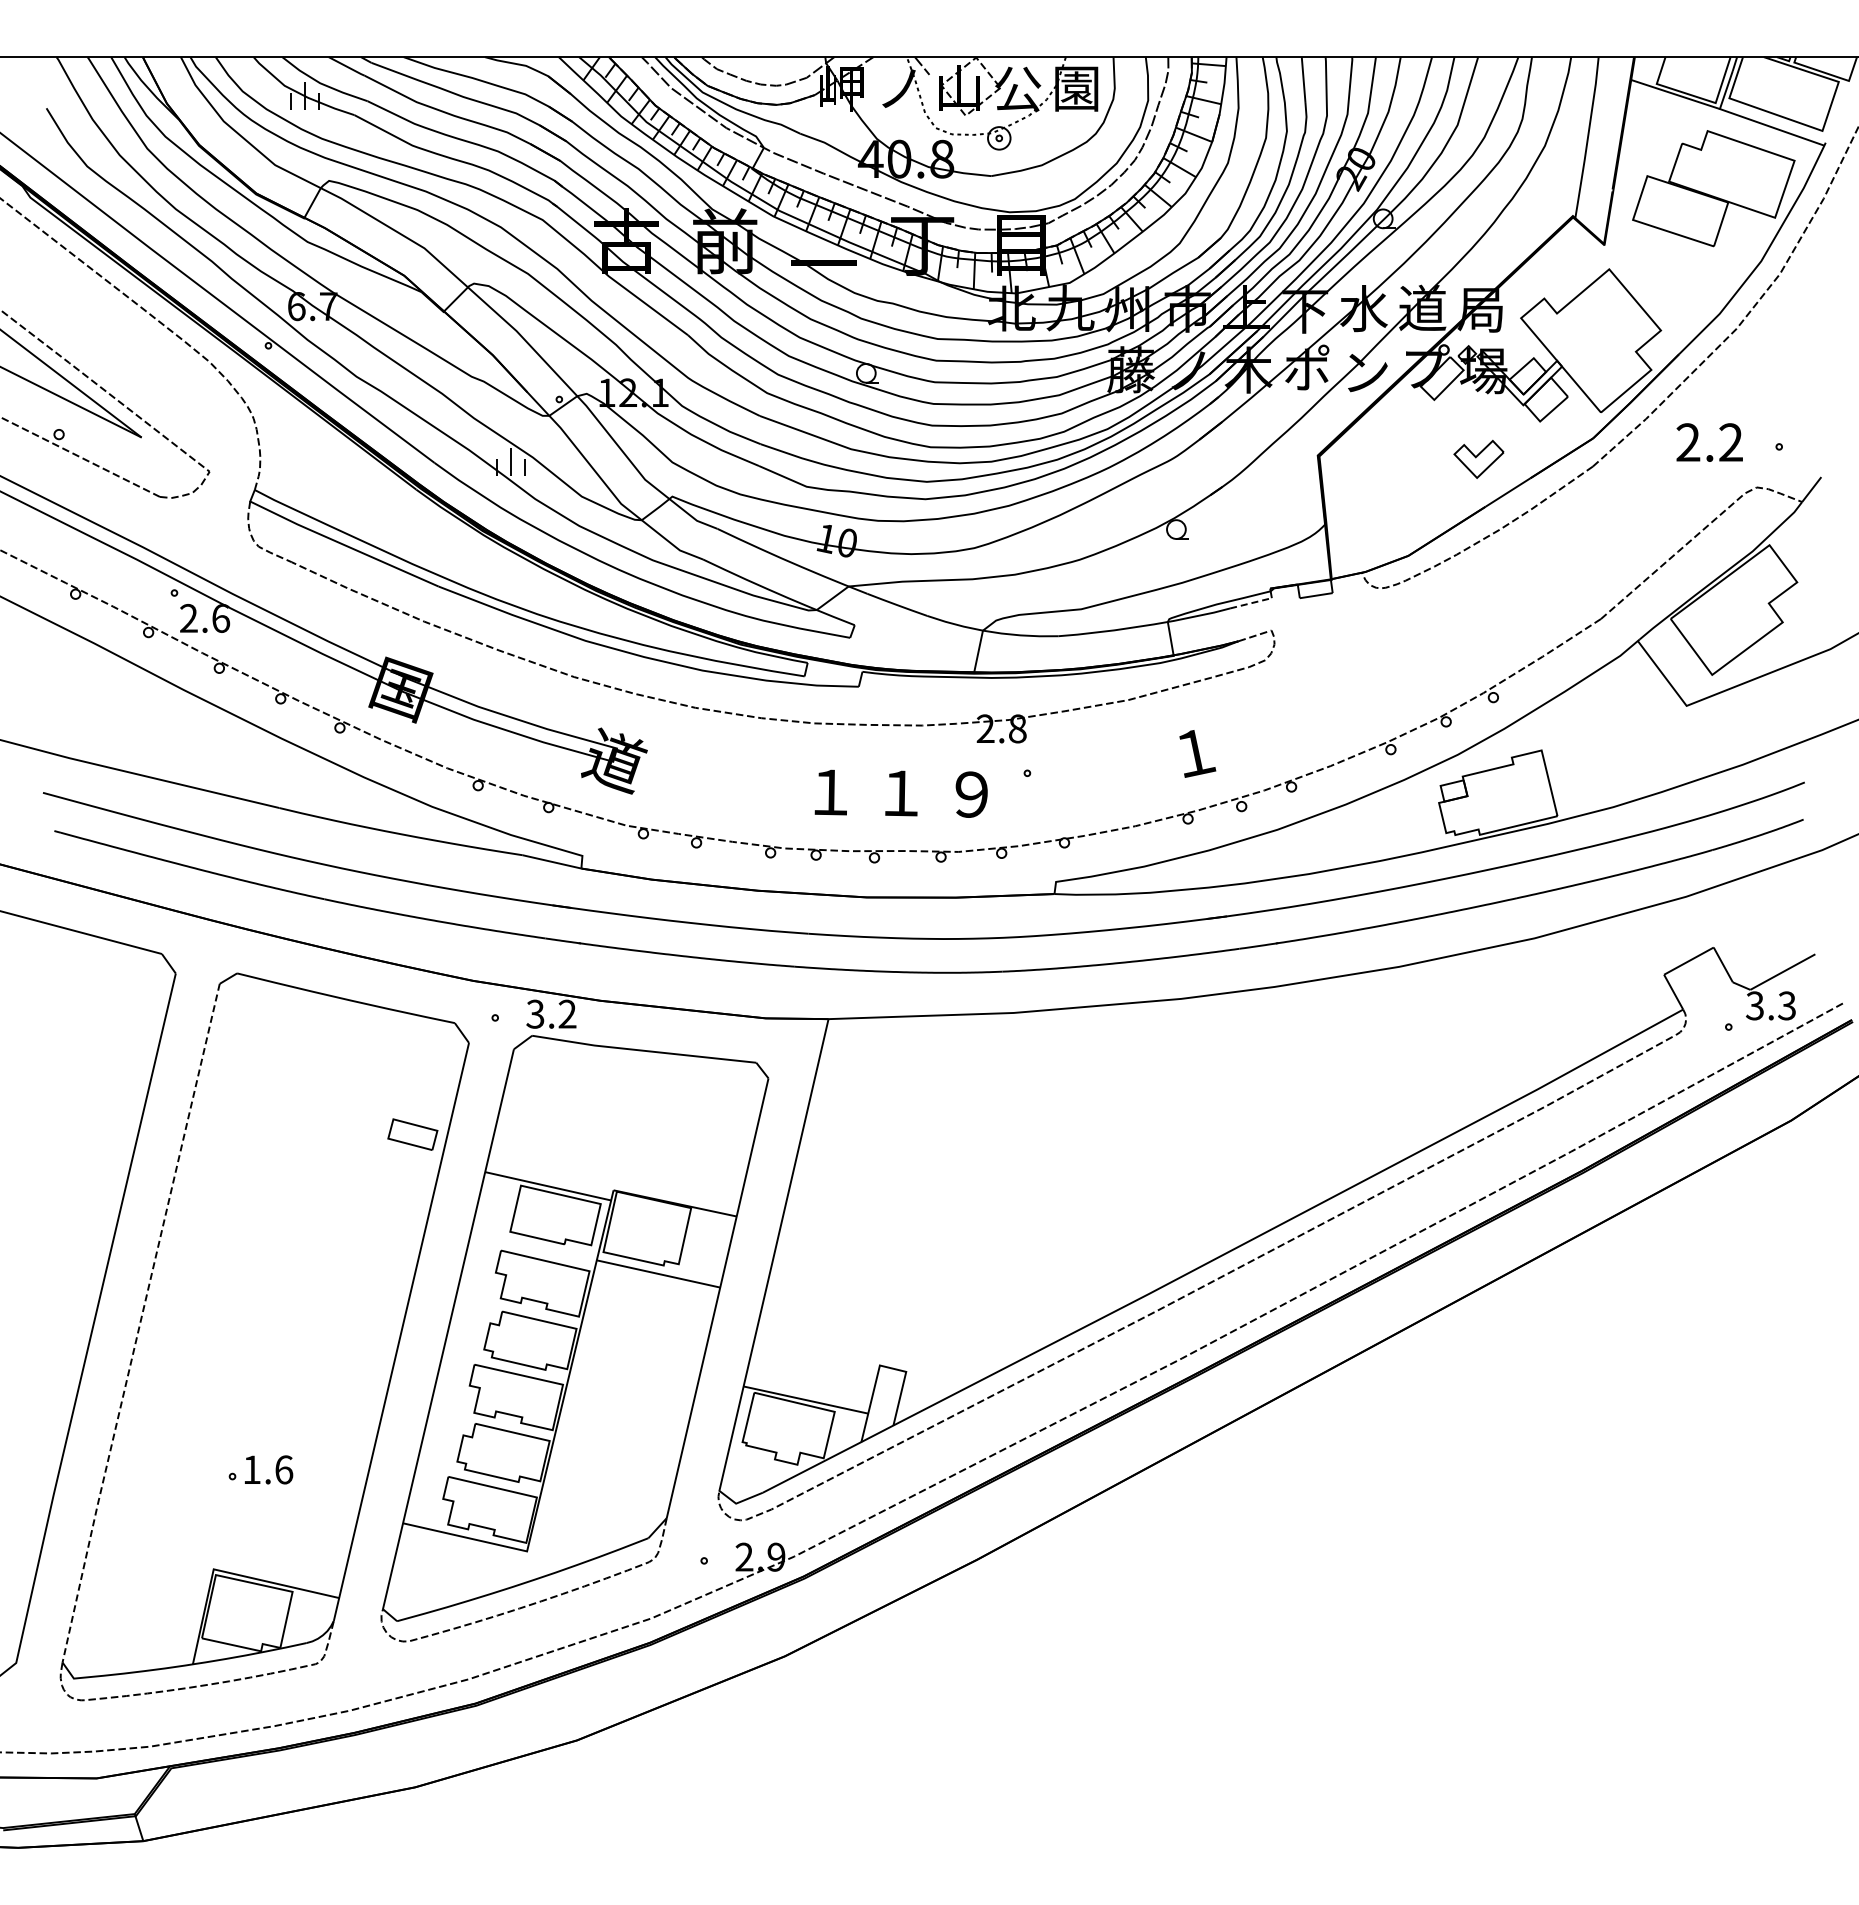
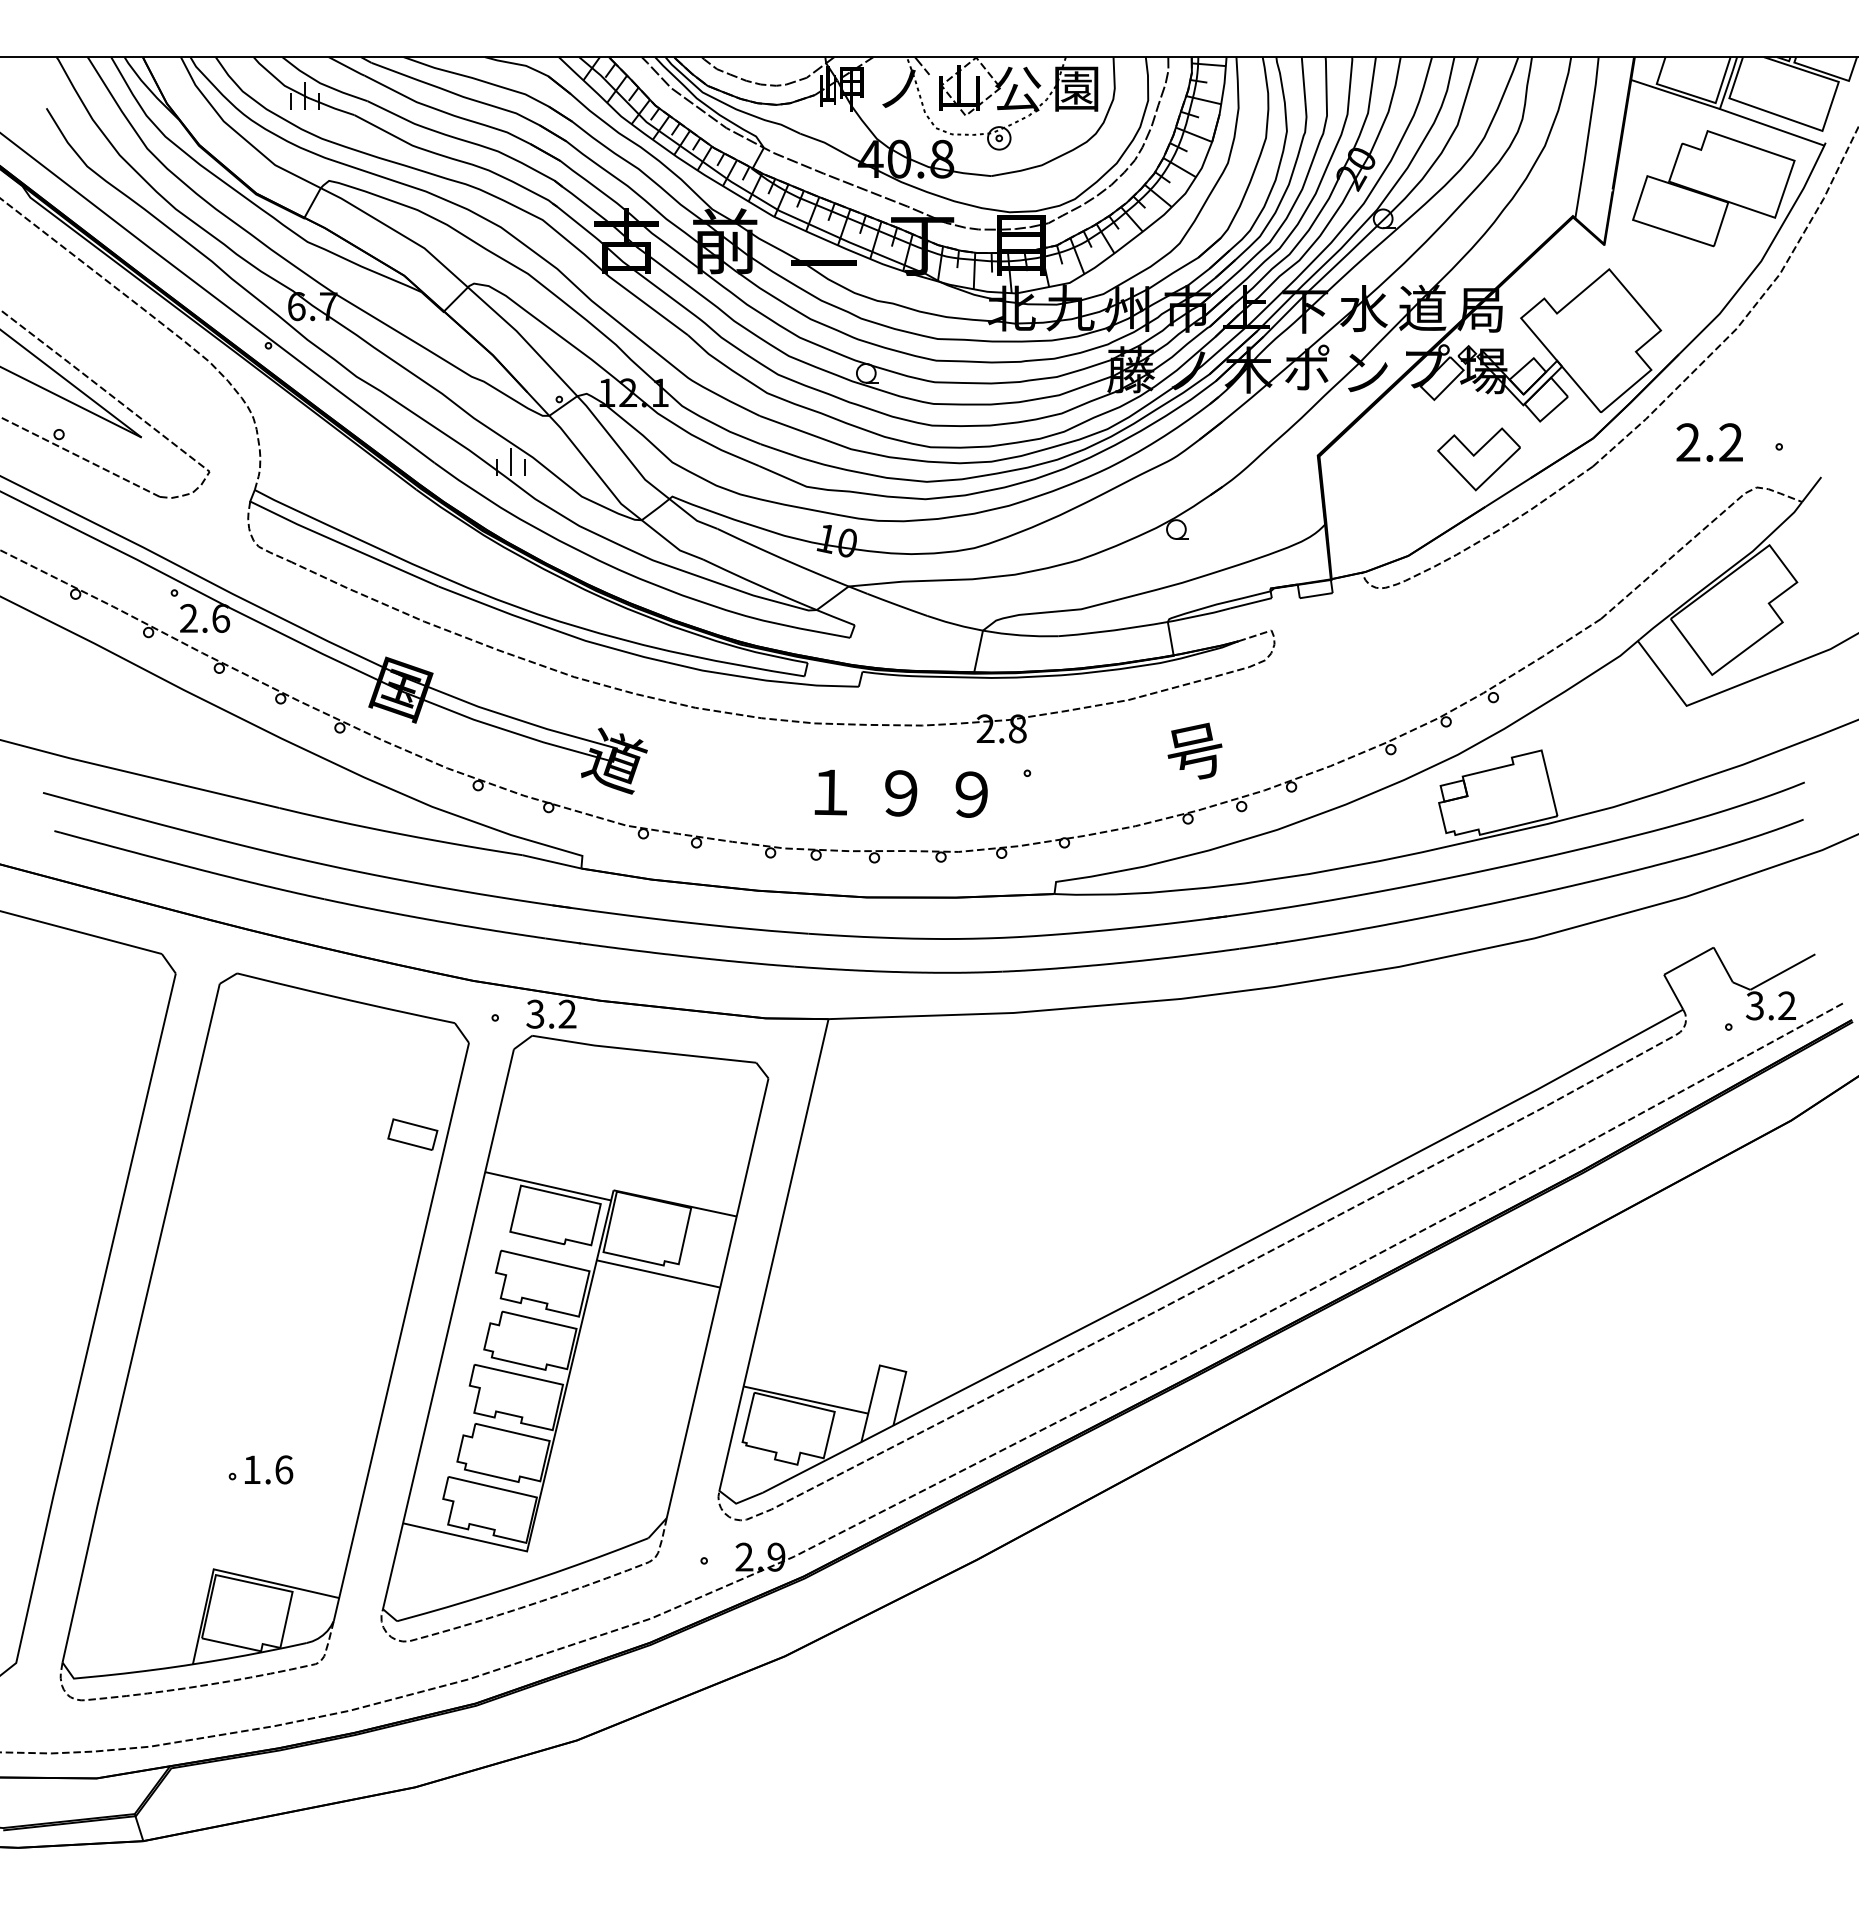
part size: 52x40 px -> 84x65 px (1478, 459)
line: dashed -> solid (1251, 603)
text: １ -> 号 (1194, 750)
text: １ -> ９ (901, 793)
text: 3.3 -> 3.2 (1786, 1005)
line: dashed -> solid (140, 1324)
